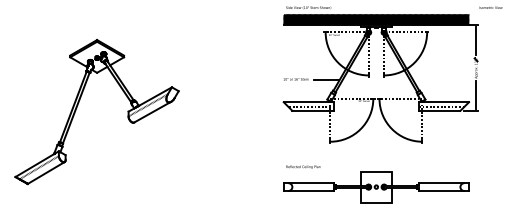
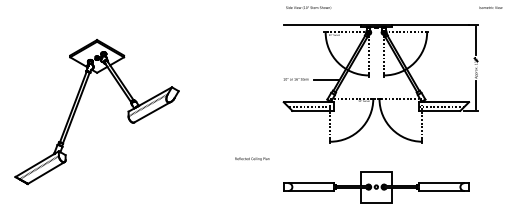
hatch: present -> none (376, 19)
text position: (303, 166) -> (252, 158) (252, 158)
